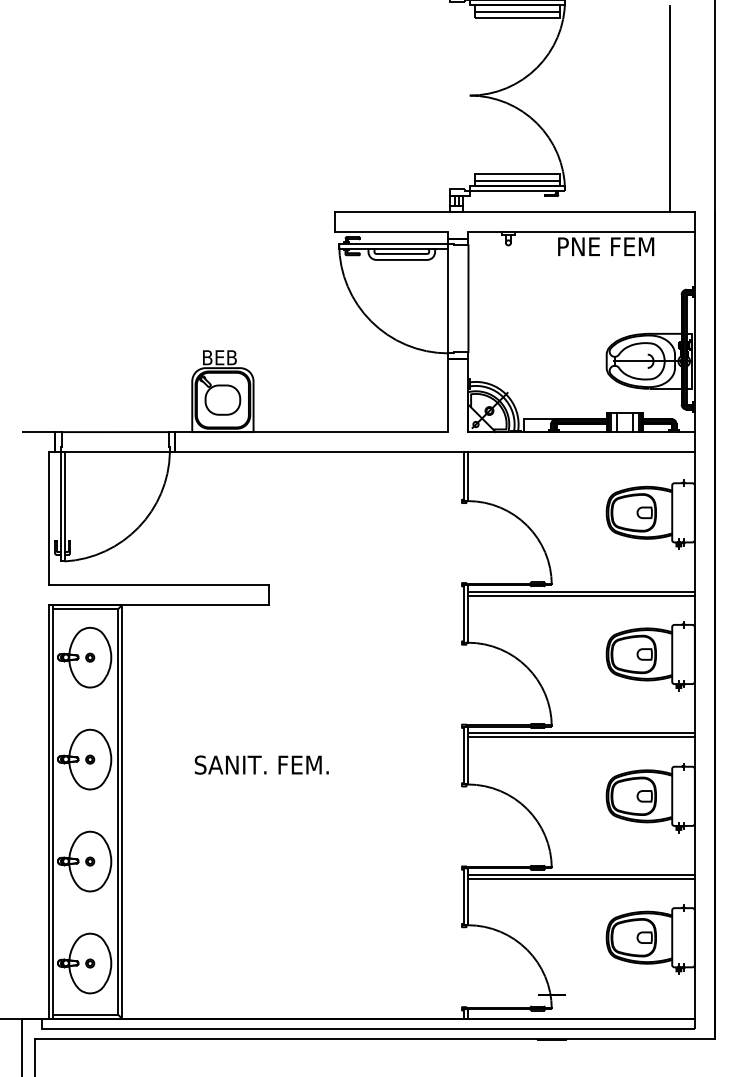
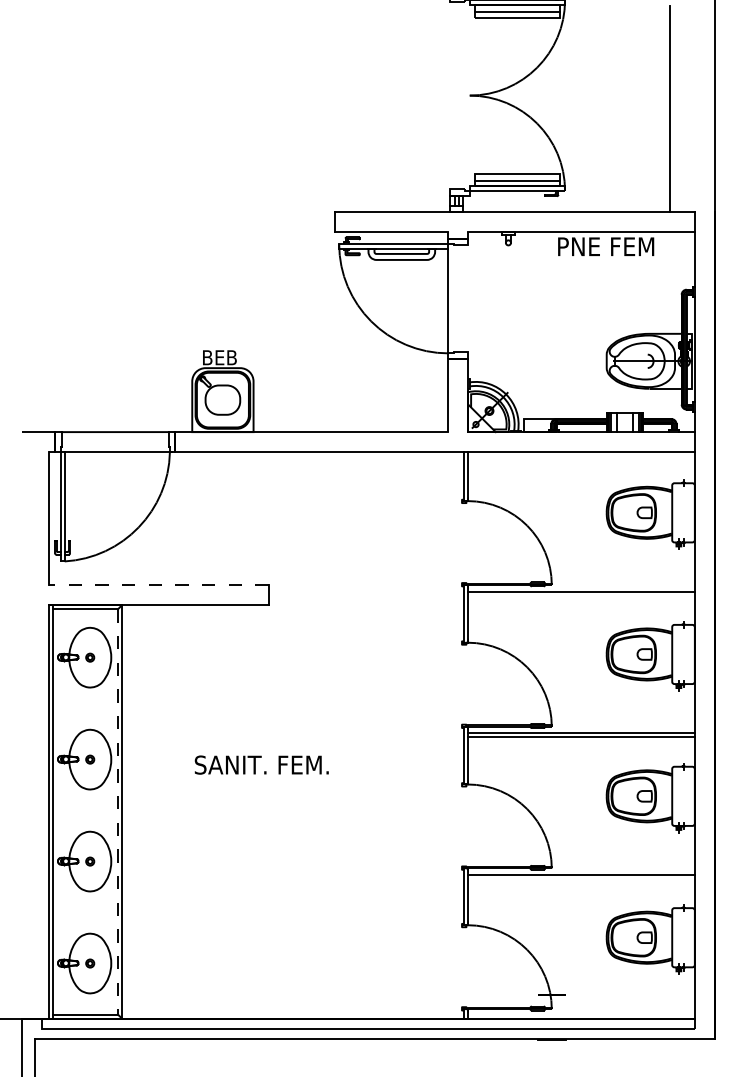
line: present -> none (468, 298)
line: solid -> dashed (158, 585)
line: present -> none (581, 595)
line: solid -> dashed (117, 811)
line: present -> none (581, 879)
